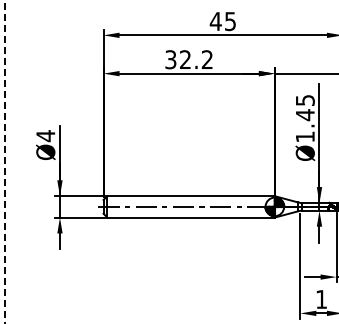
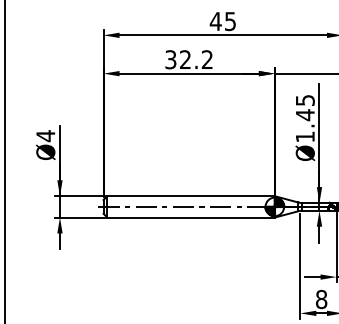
line: dashed -> solid (4, 162)
text: 1 -> 8 (321, 299)
